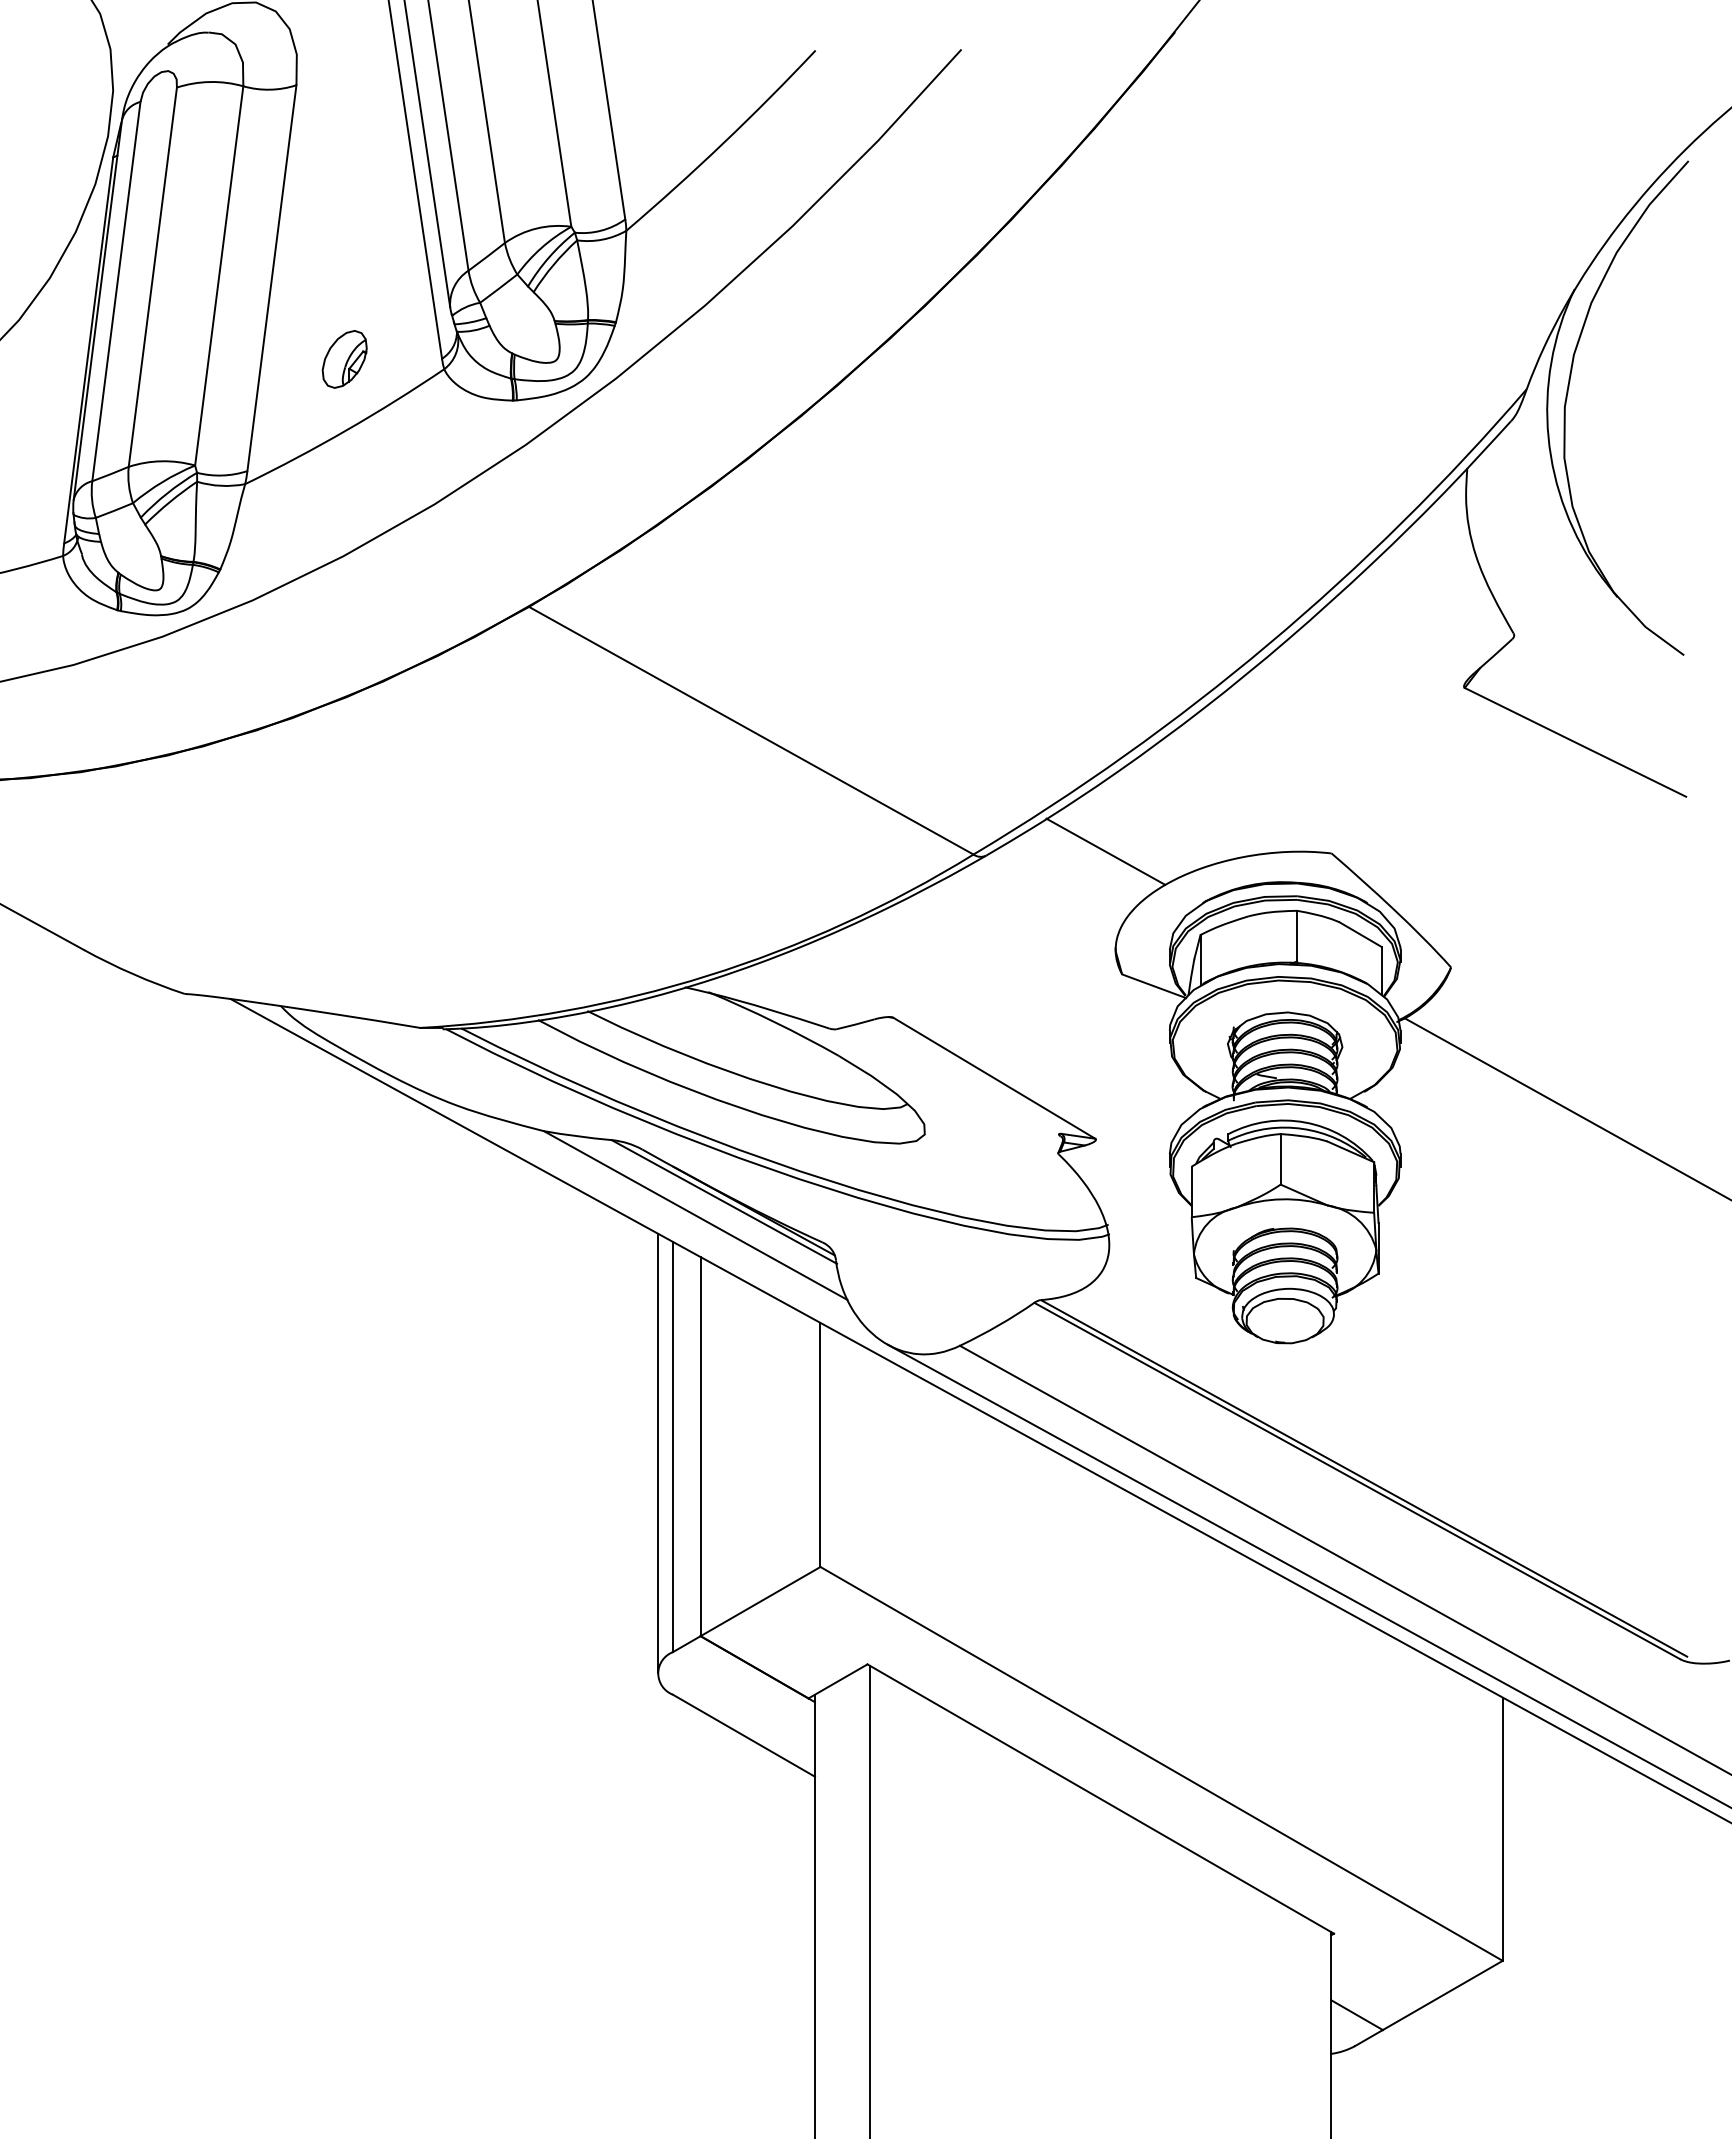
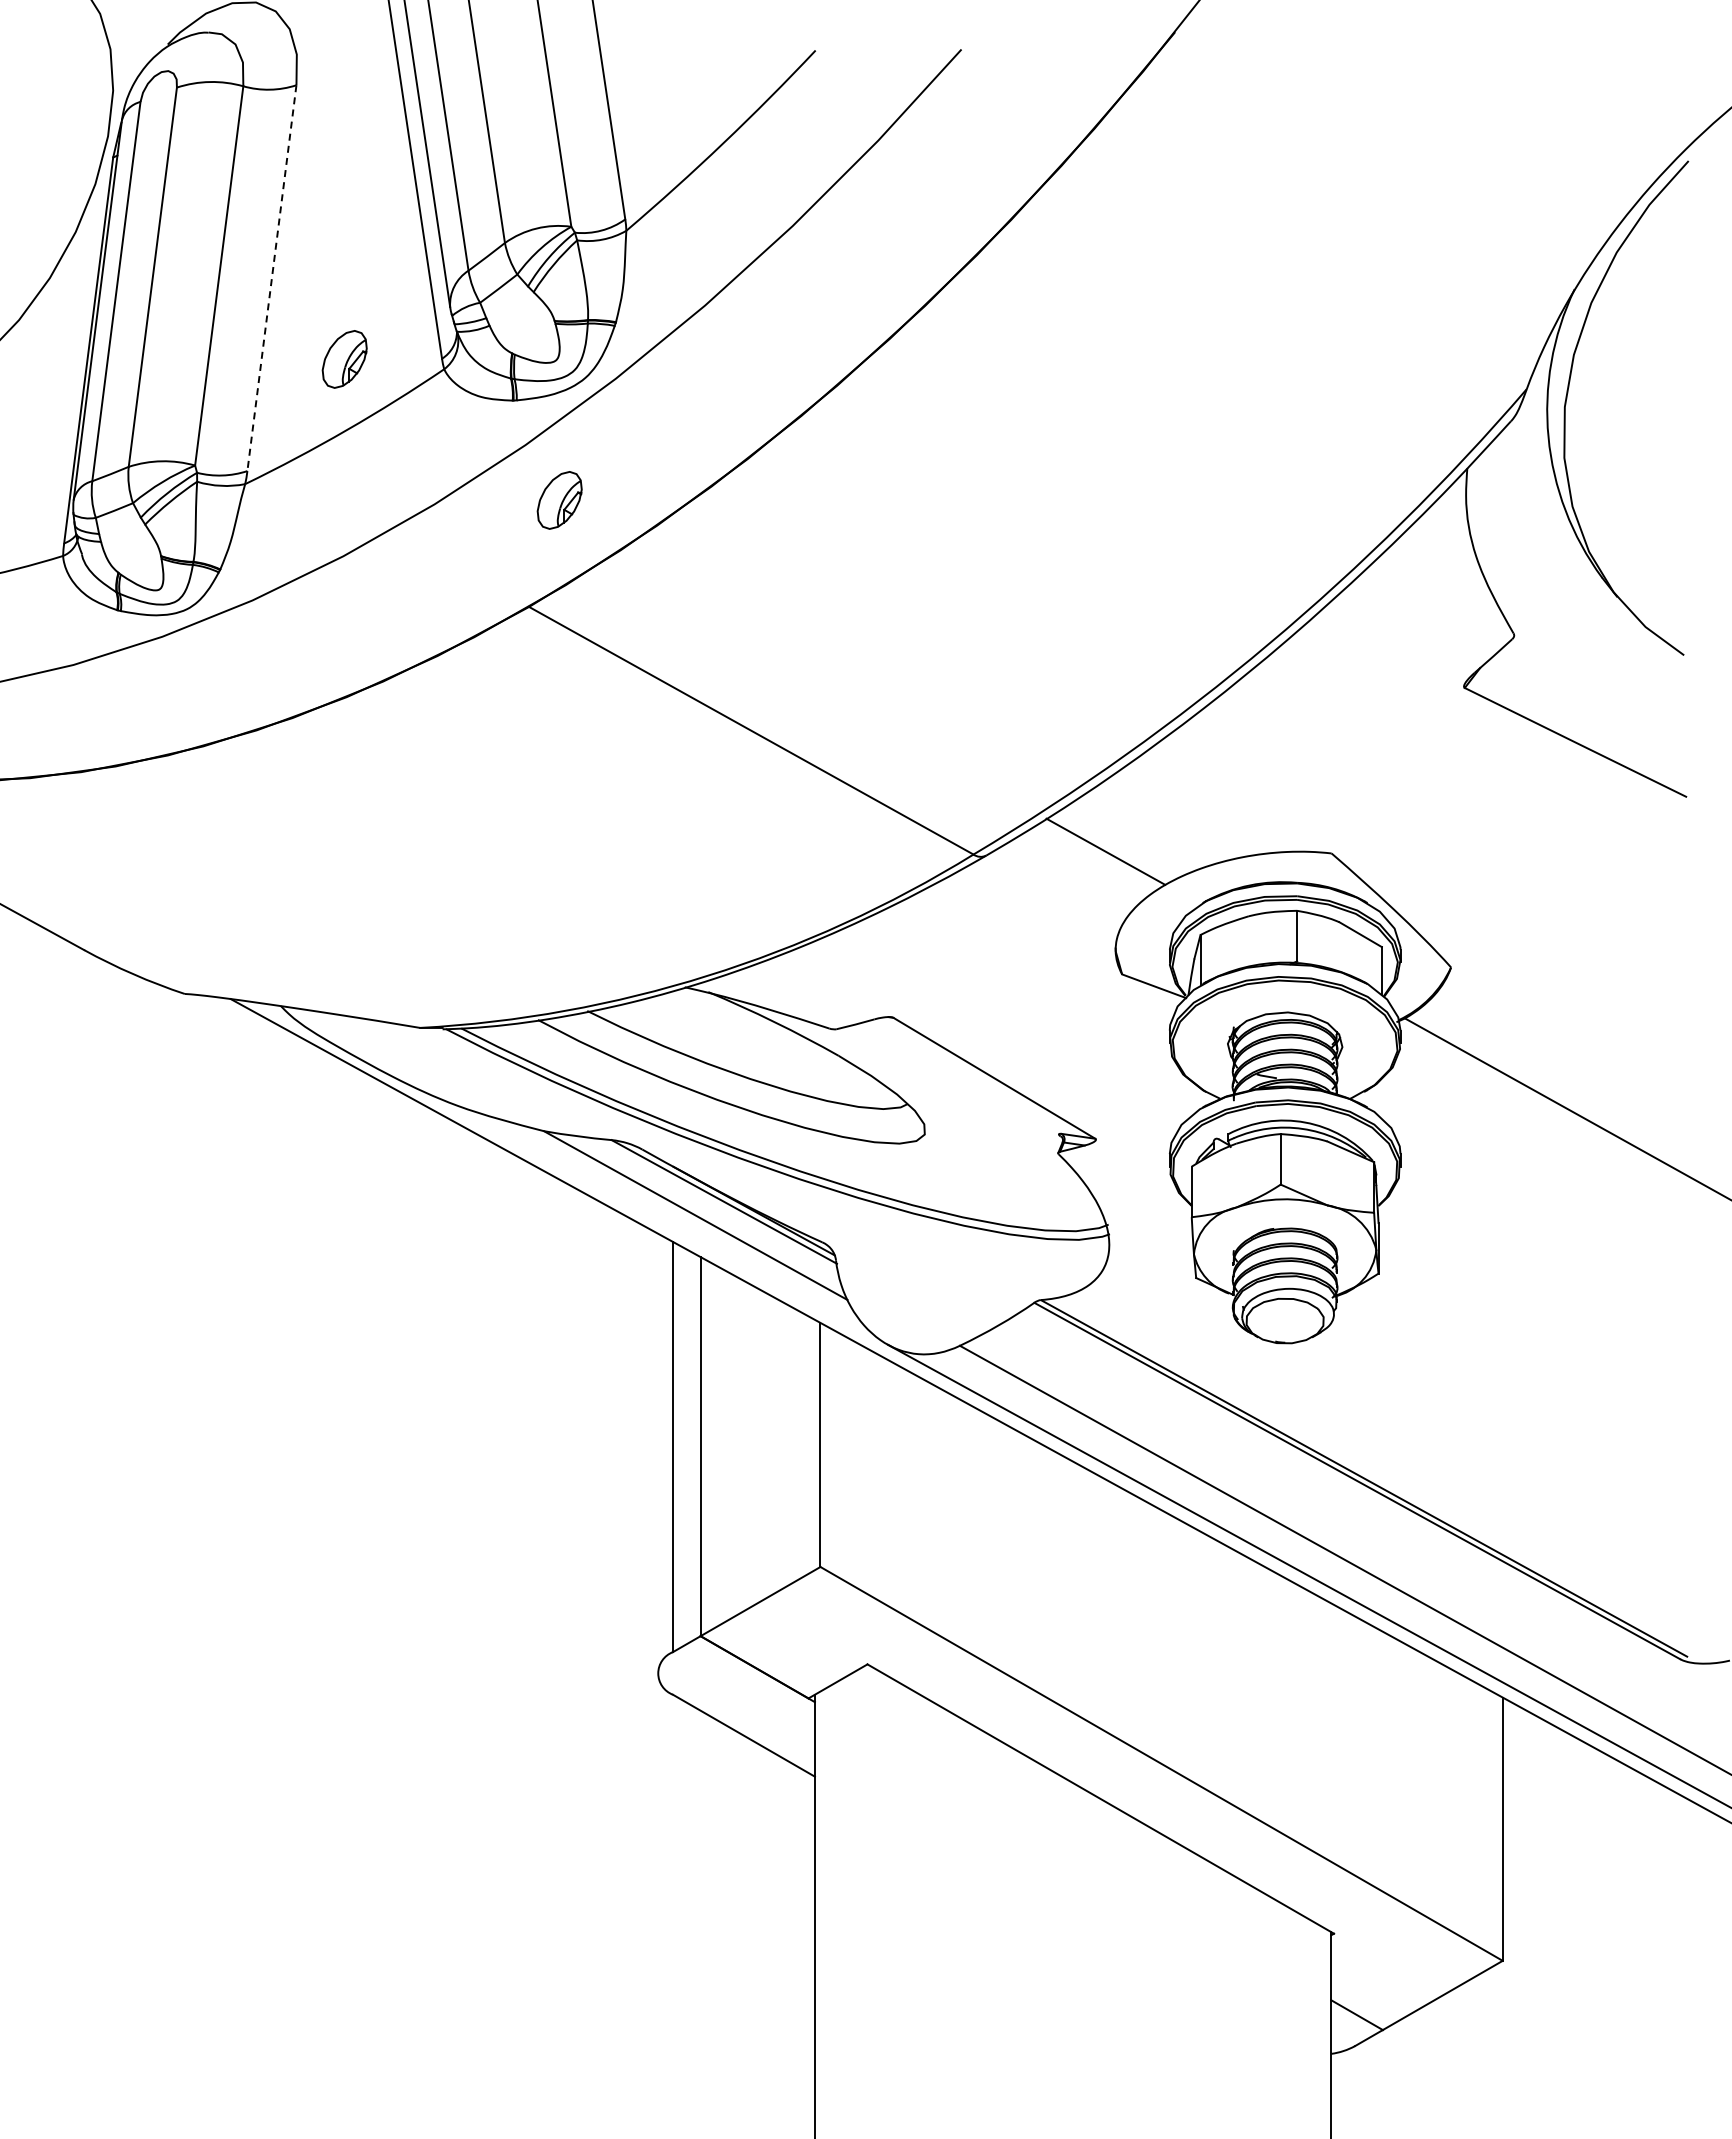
line: solid -> dashed (271, 278)
part: none -> present (559, 500)
line: present -> none (657, 1453)
line: present -> none (870, 1900)
